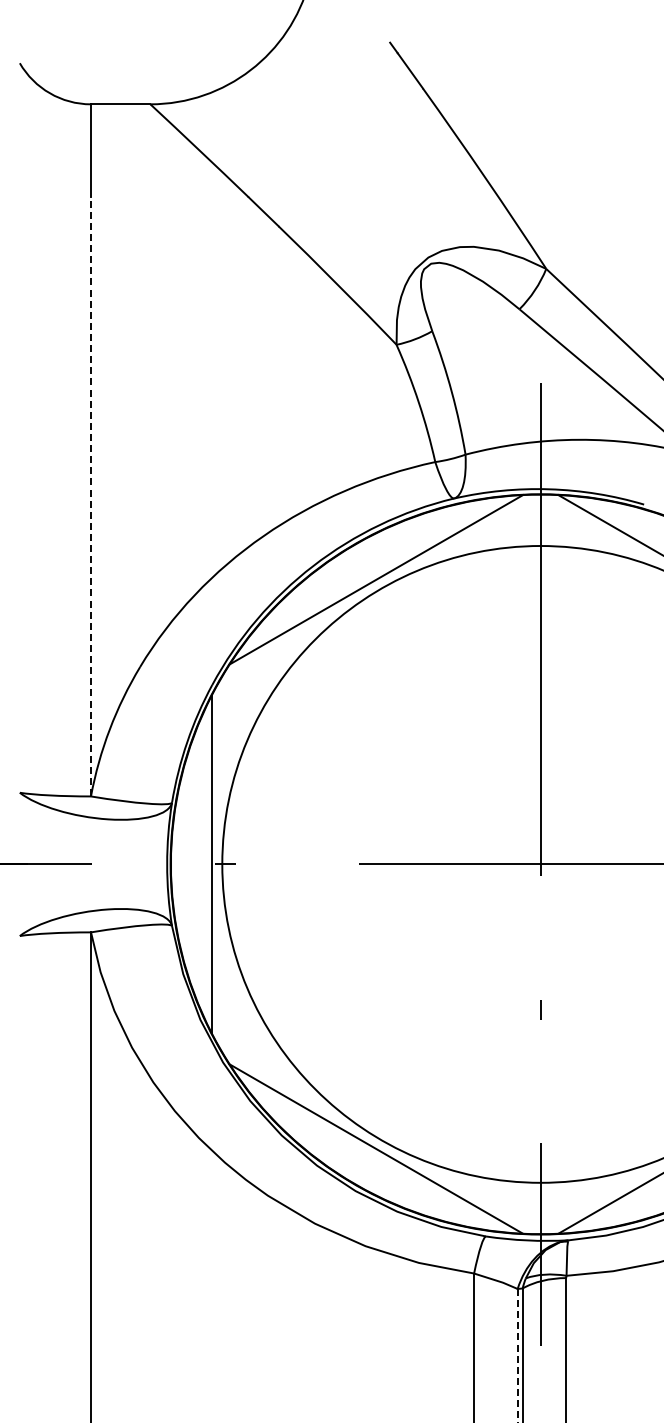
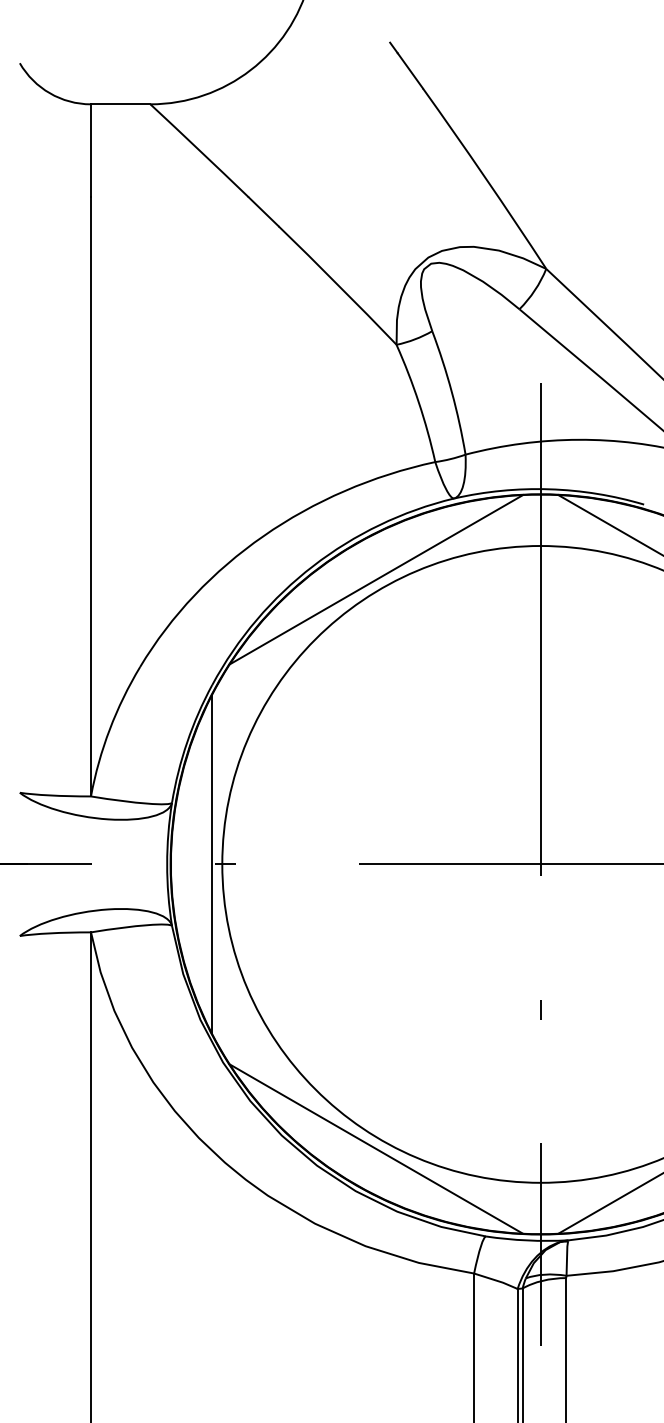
line: dashed -> solid (91, 496)
line: dashed -> solid (517, 1355)
